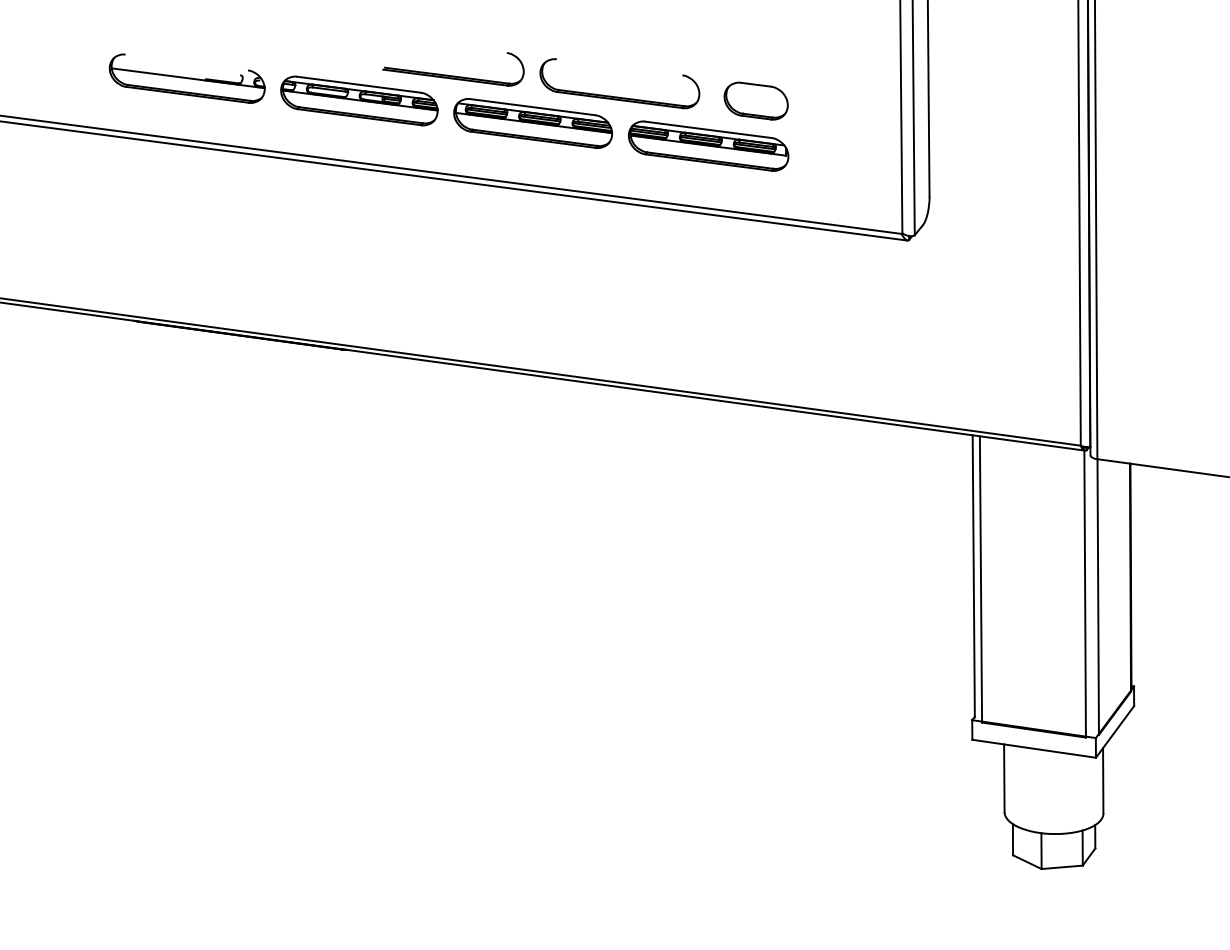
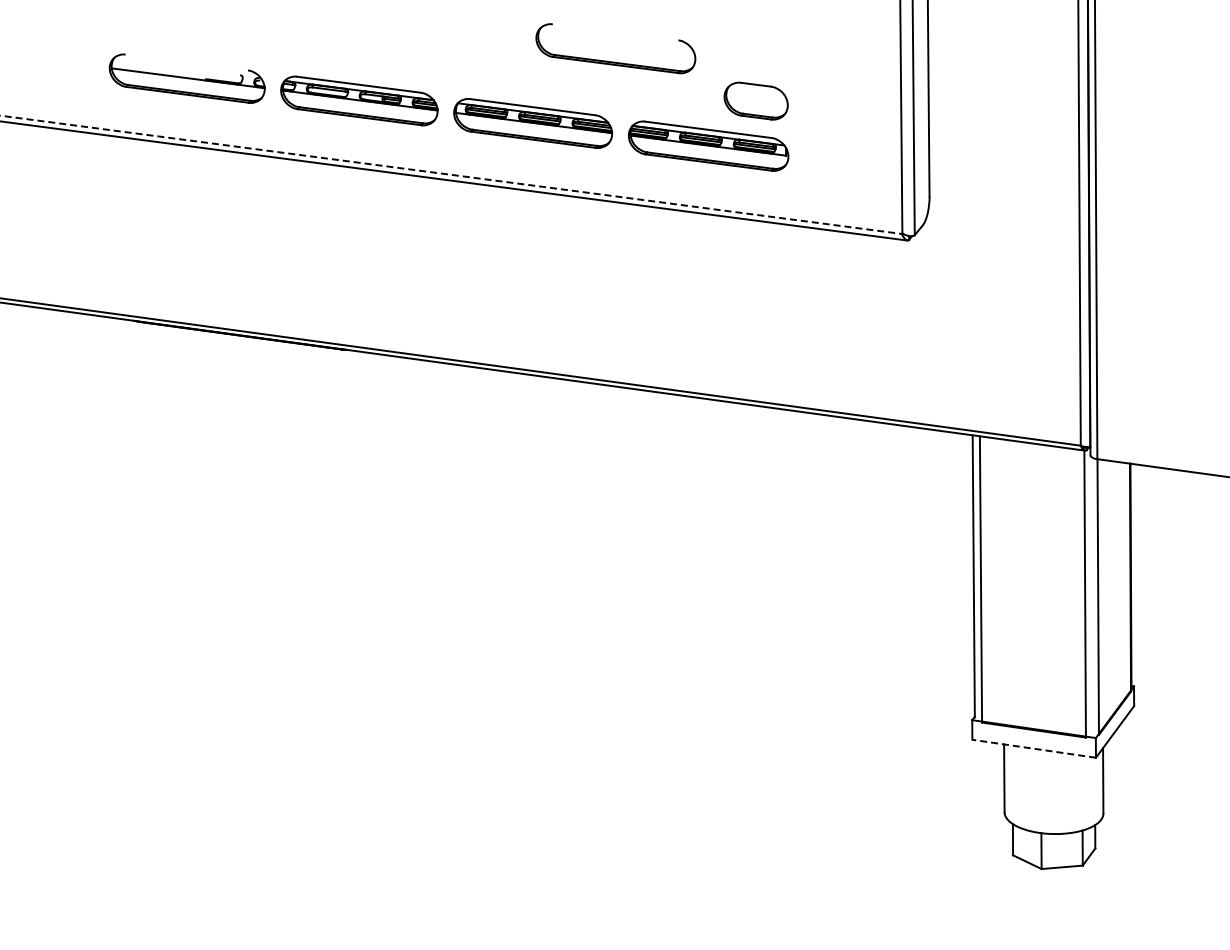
part: present -> none (453, 69)
part position: (619, 96) -> (615, 61) (615, 61)
line: solid -> dashed (451, 174)
line: solid -> dashed (1033, 748)
